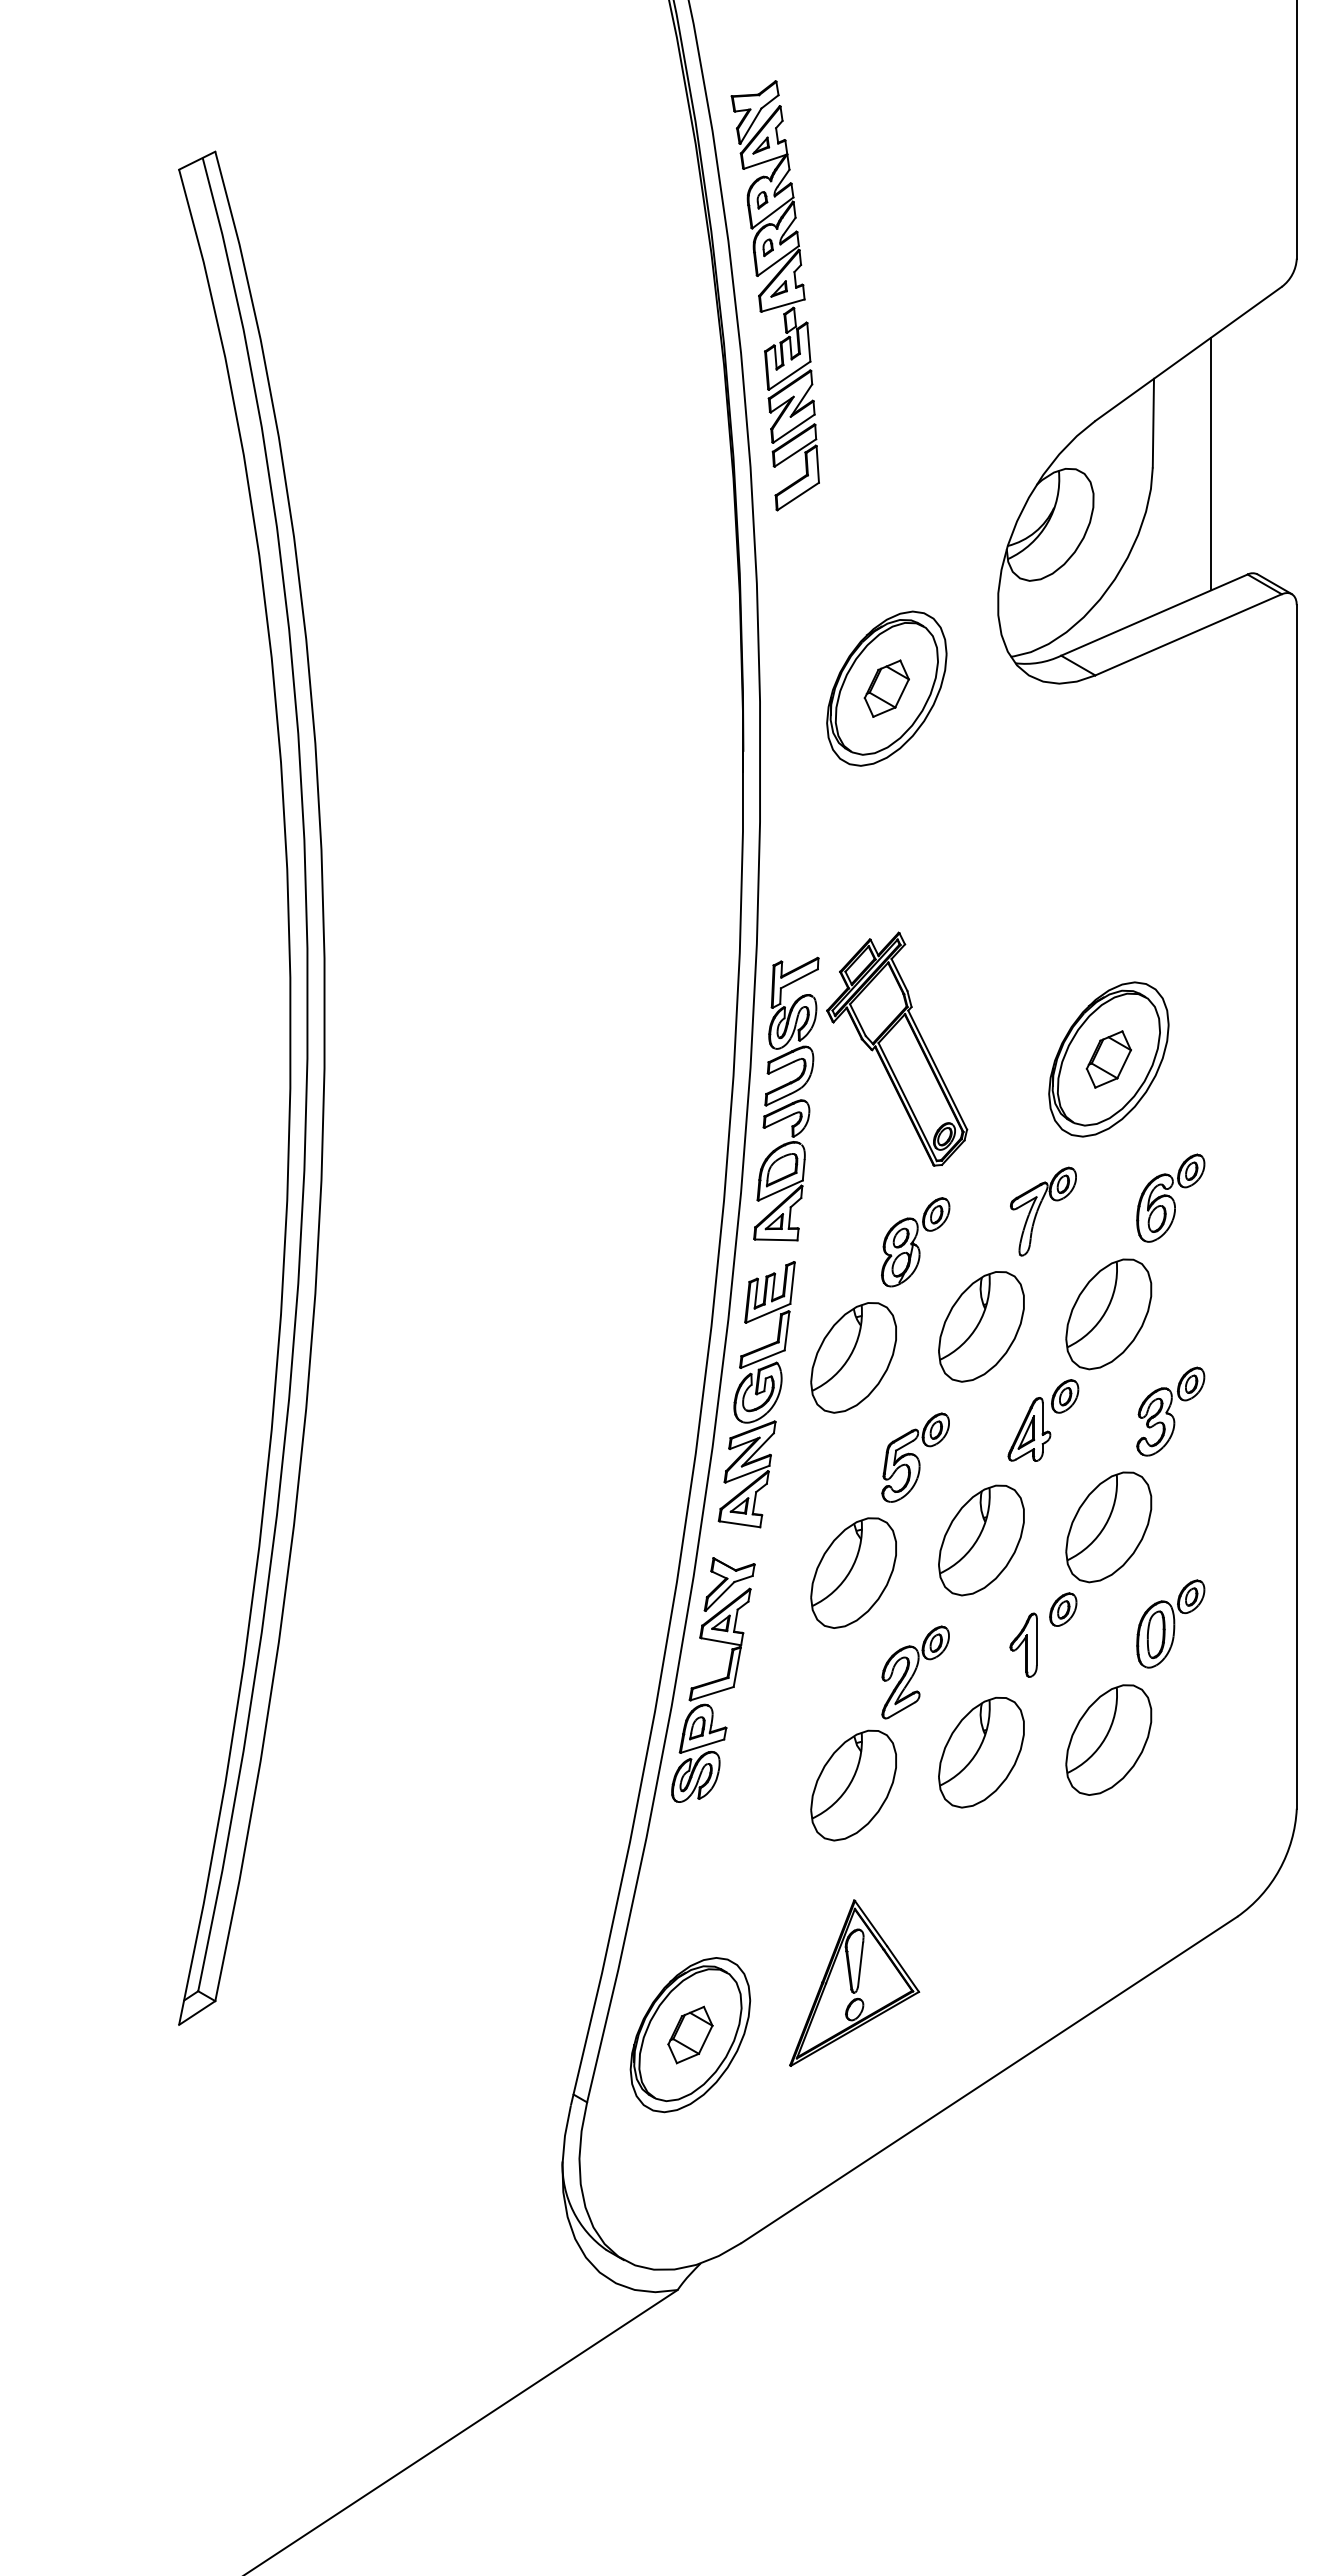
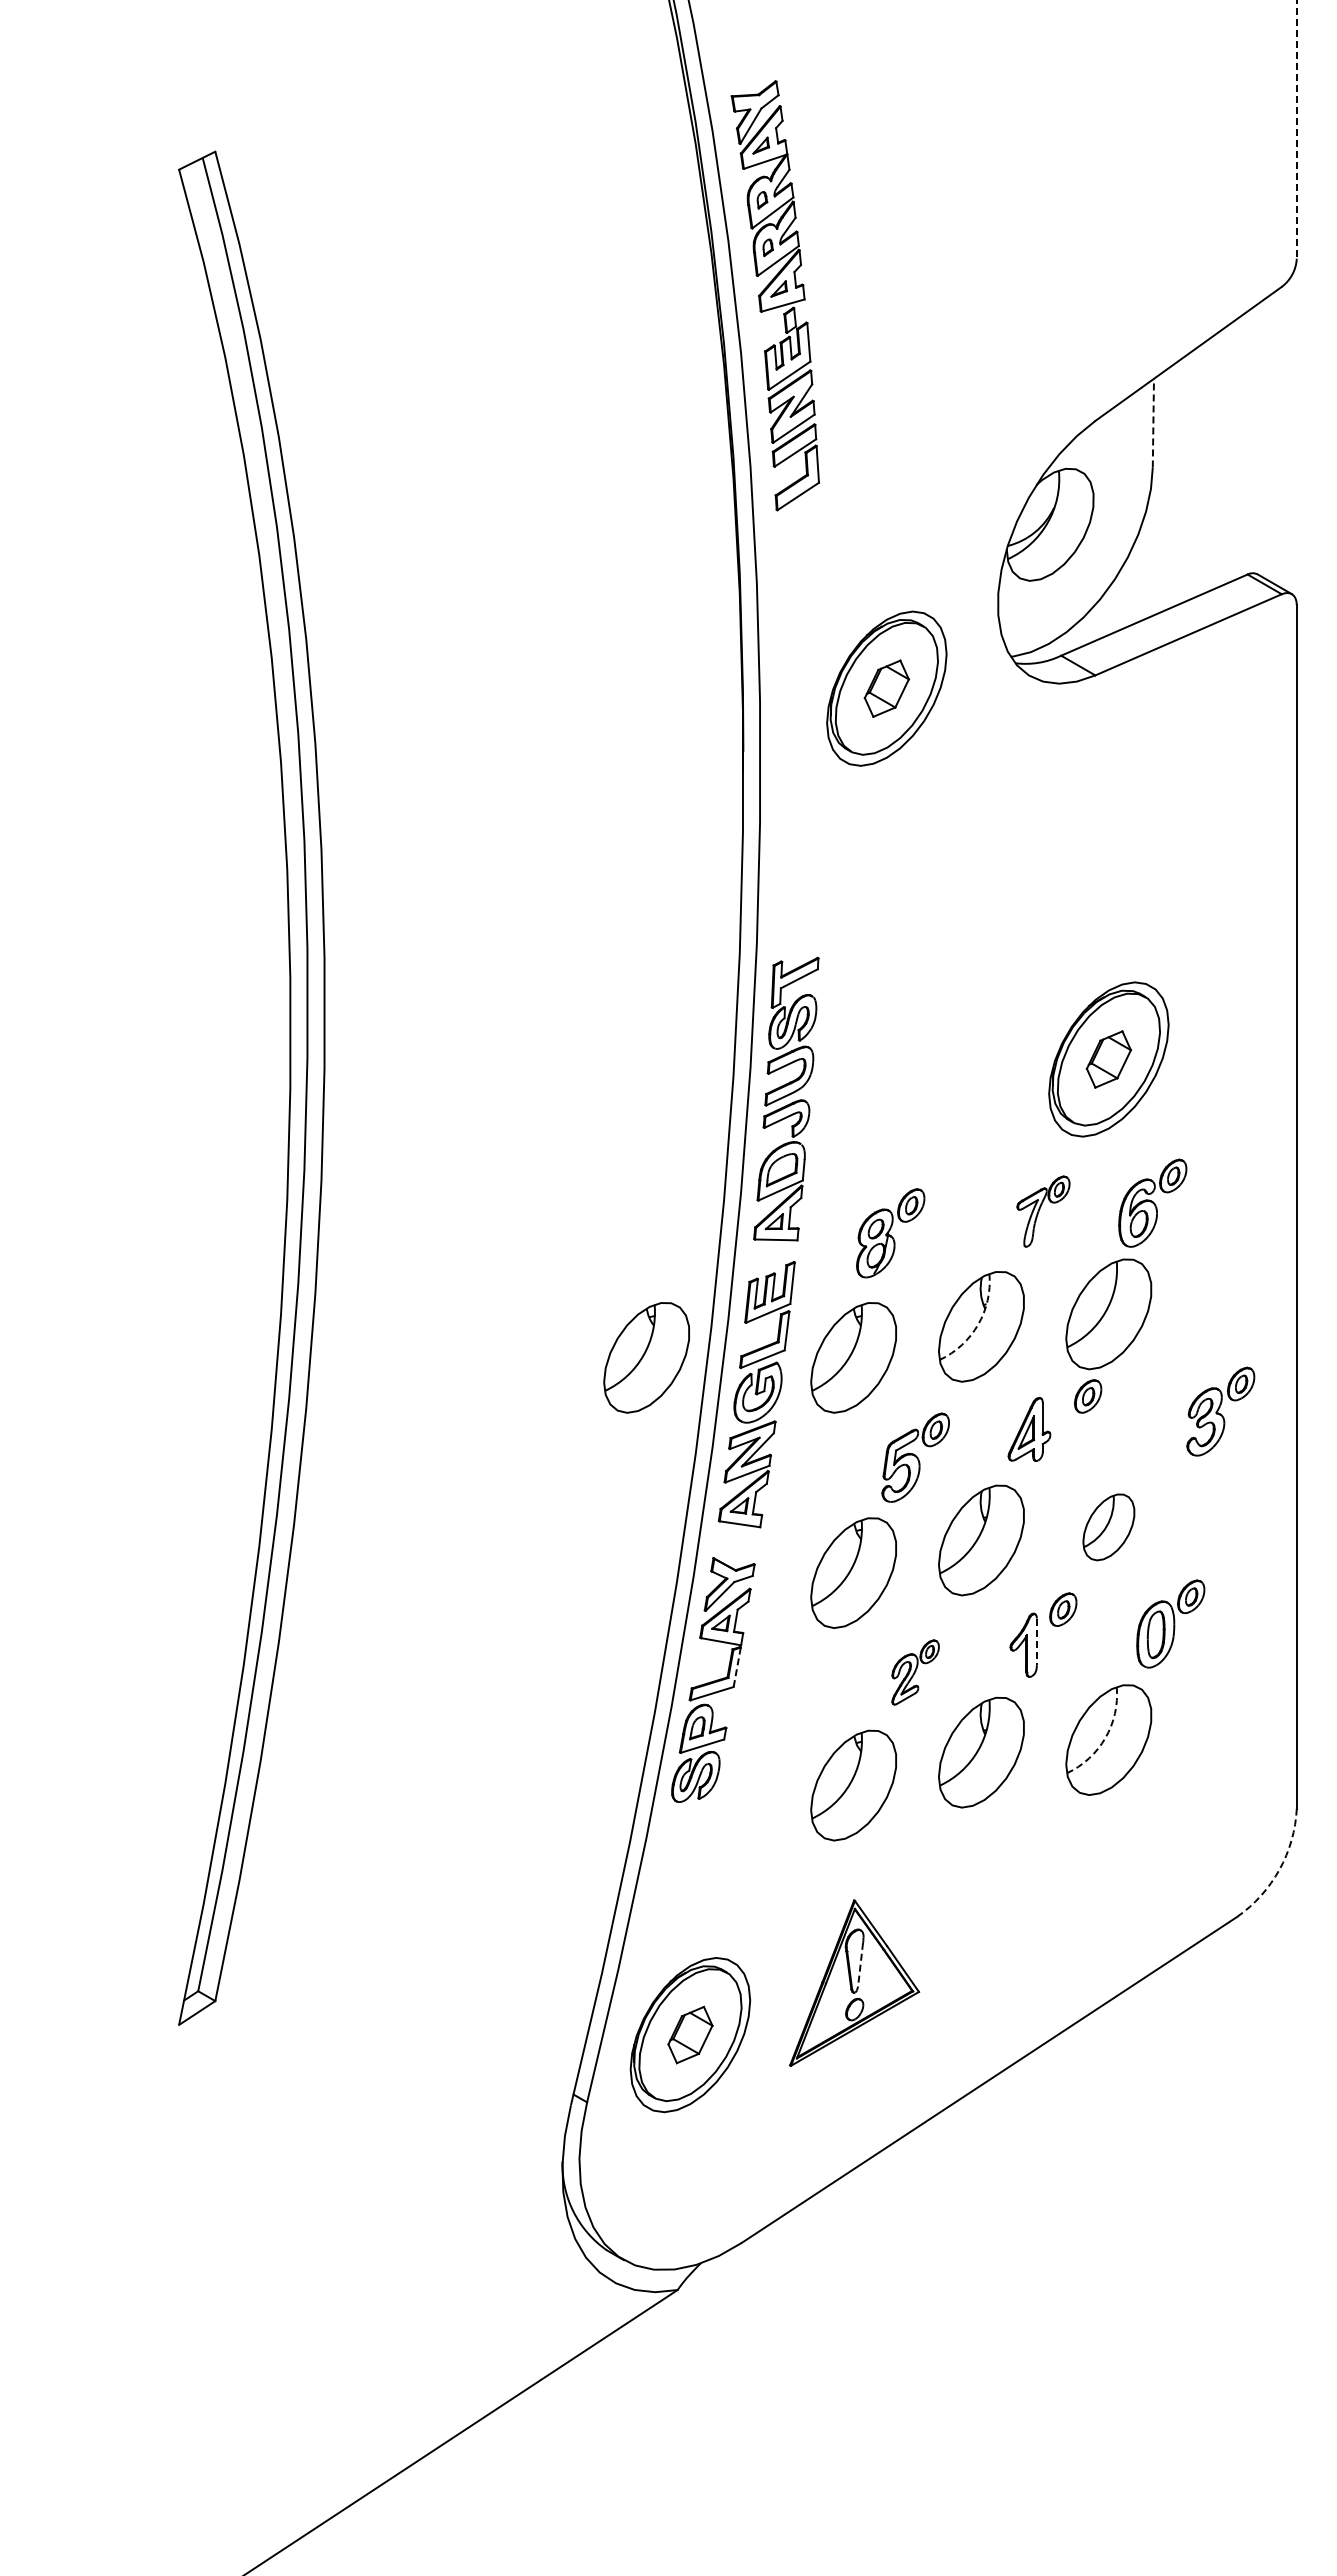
line: solid -> dashed (1296, 129)
line: solid -> dashed (1153, 422)
line: present -> none (1211, 463)
part: present -> none (897, 1048)
part position: (1170, 1197) -> (1152, 1202) (1152, 1202)
part size: 67x91 px -> 55x73 px (1043, 1211)
part position: (915, 1242) -> (890, 1233) (890, 1233)
arc: solid -> dashed (978, 1324)
part: none -> present (646, 1357)
part position: (1065, 1396) -> (1088, 1396) (1088, 1396)
part position: (1170, 1411) -> (1220, 1411) (1220, 1411)
part size: 88x113 px -> 54x69 px (1108, 1527)
line: solid -> dashed (1036, 1642)
line: solid -> dashed (737, 1667)
part size: 69x95 px -> 49x67 px (915, 1672)
arc: solid -> dashed (1105, 1737)
arc: solid -> dashed (1279, 1869)
line: solid -> dashed (860, 1964)
